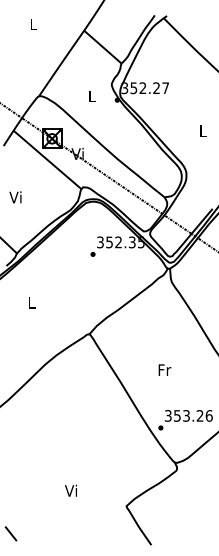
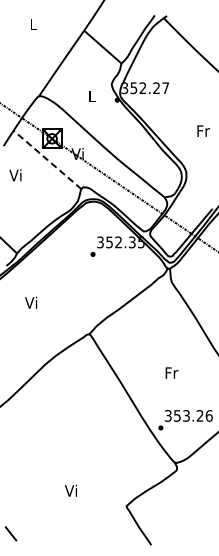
text: L -> Fr (203, 130)
line: solid -> dashed (47, 160)
text position: (15, 197) -> (15, 175) (15, 175)
text: L -> Vi (31, 302)
text position: (164, 369) -> (171, 372) (171, 372)
